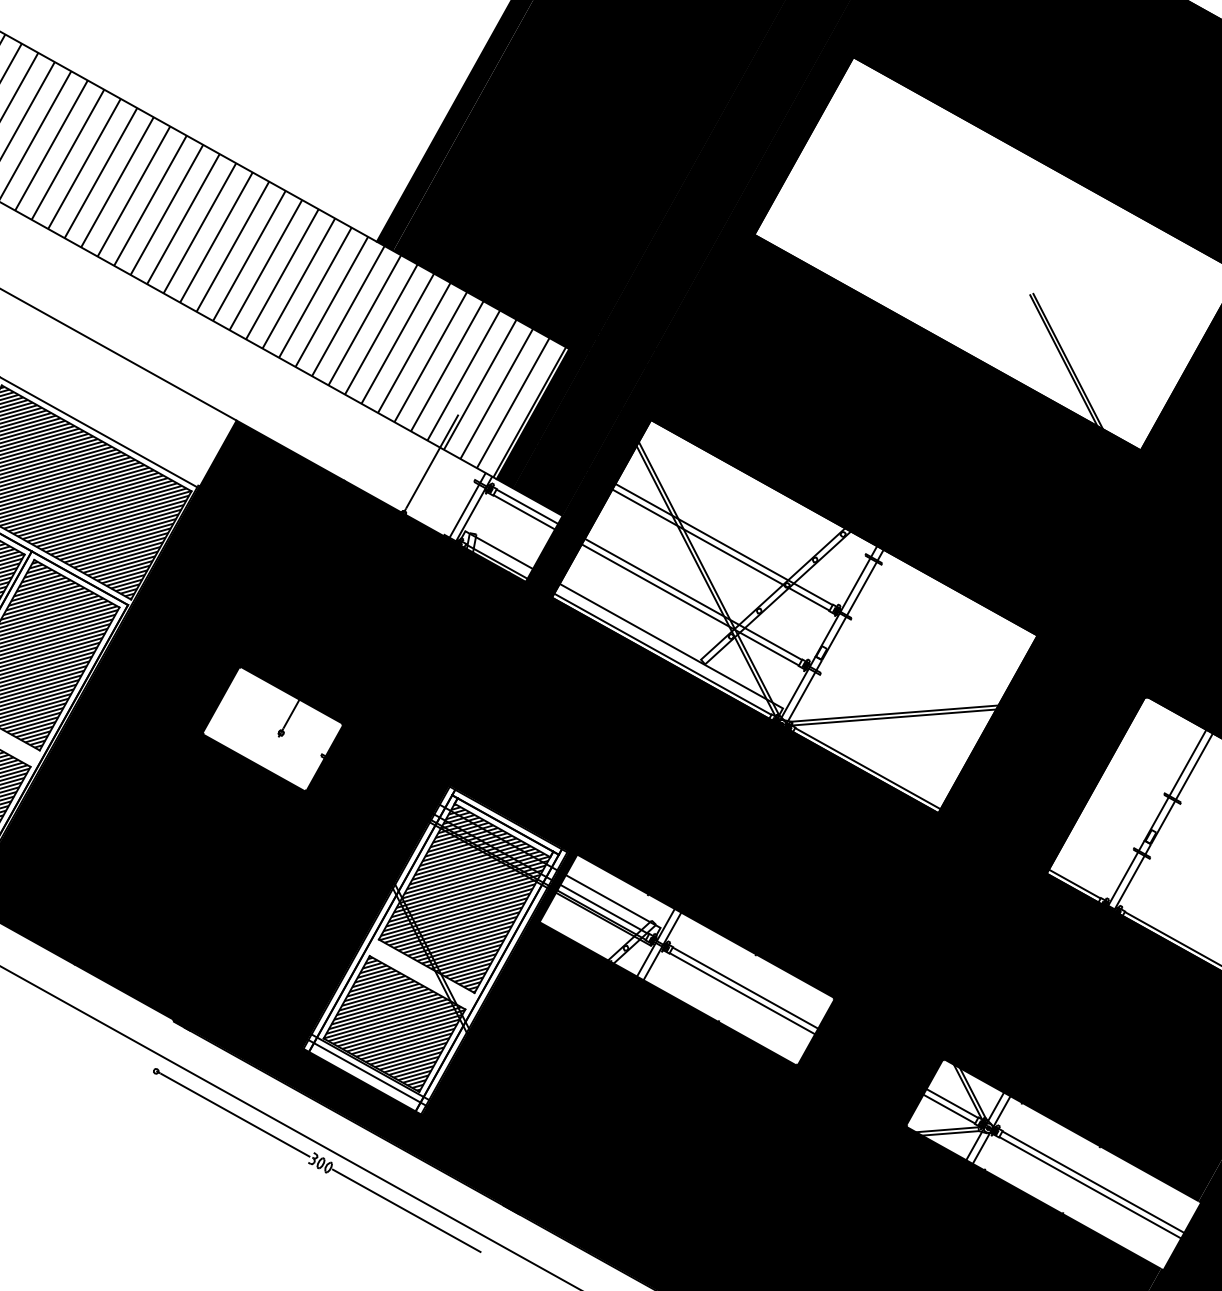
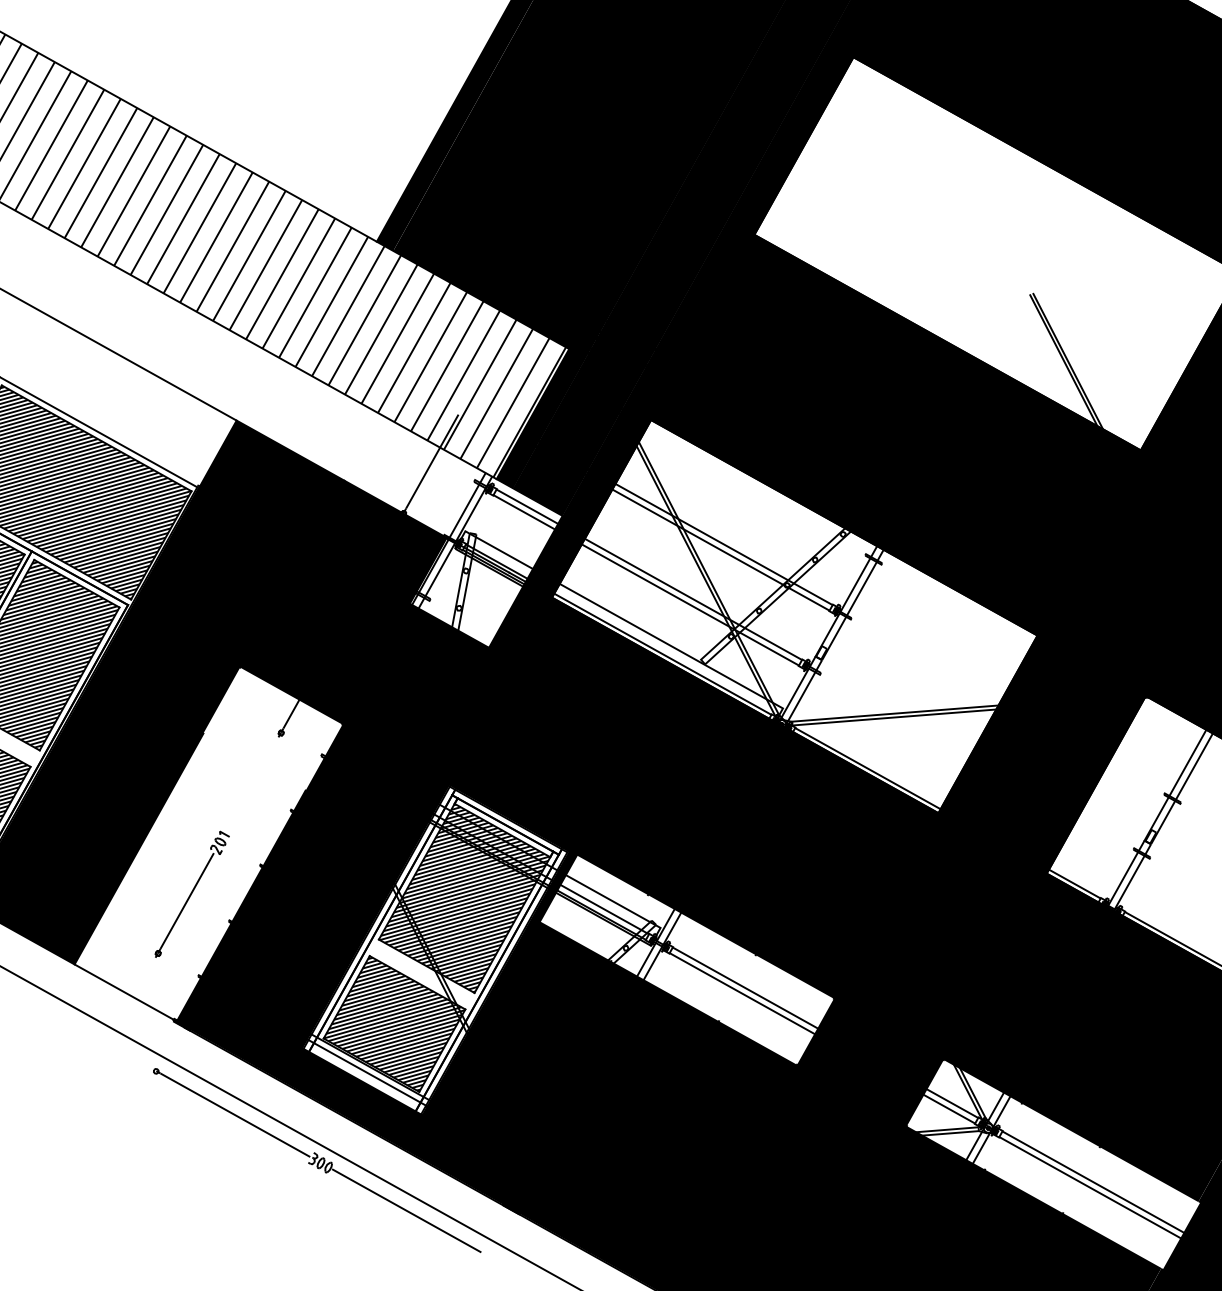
fill: present -> none (467, 592)
fill: present -> none (189, 877)
